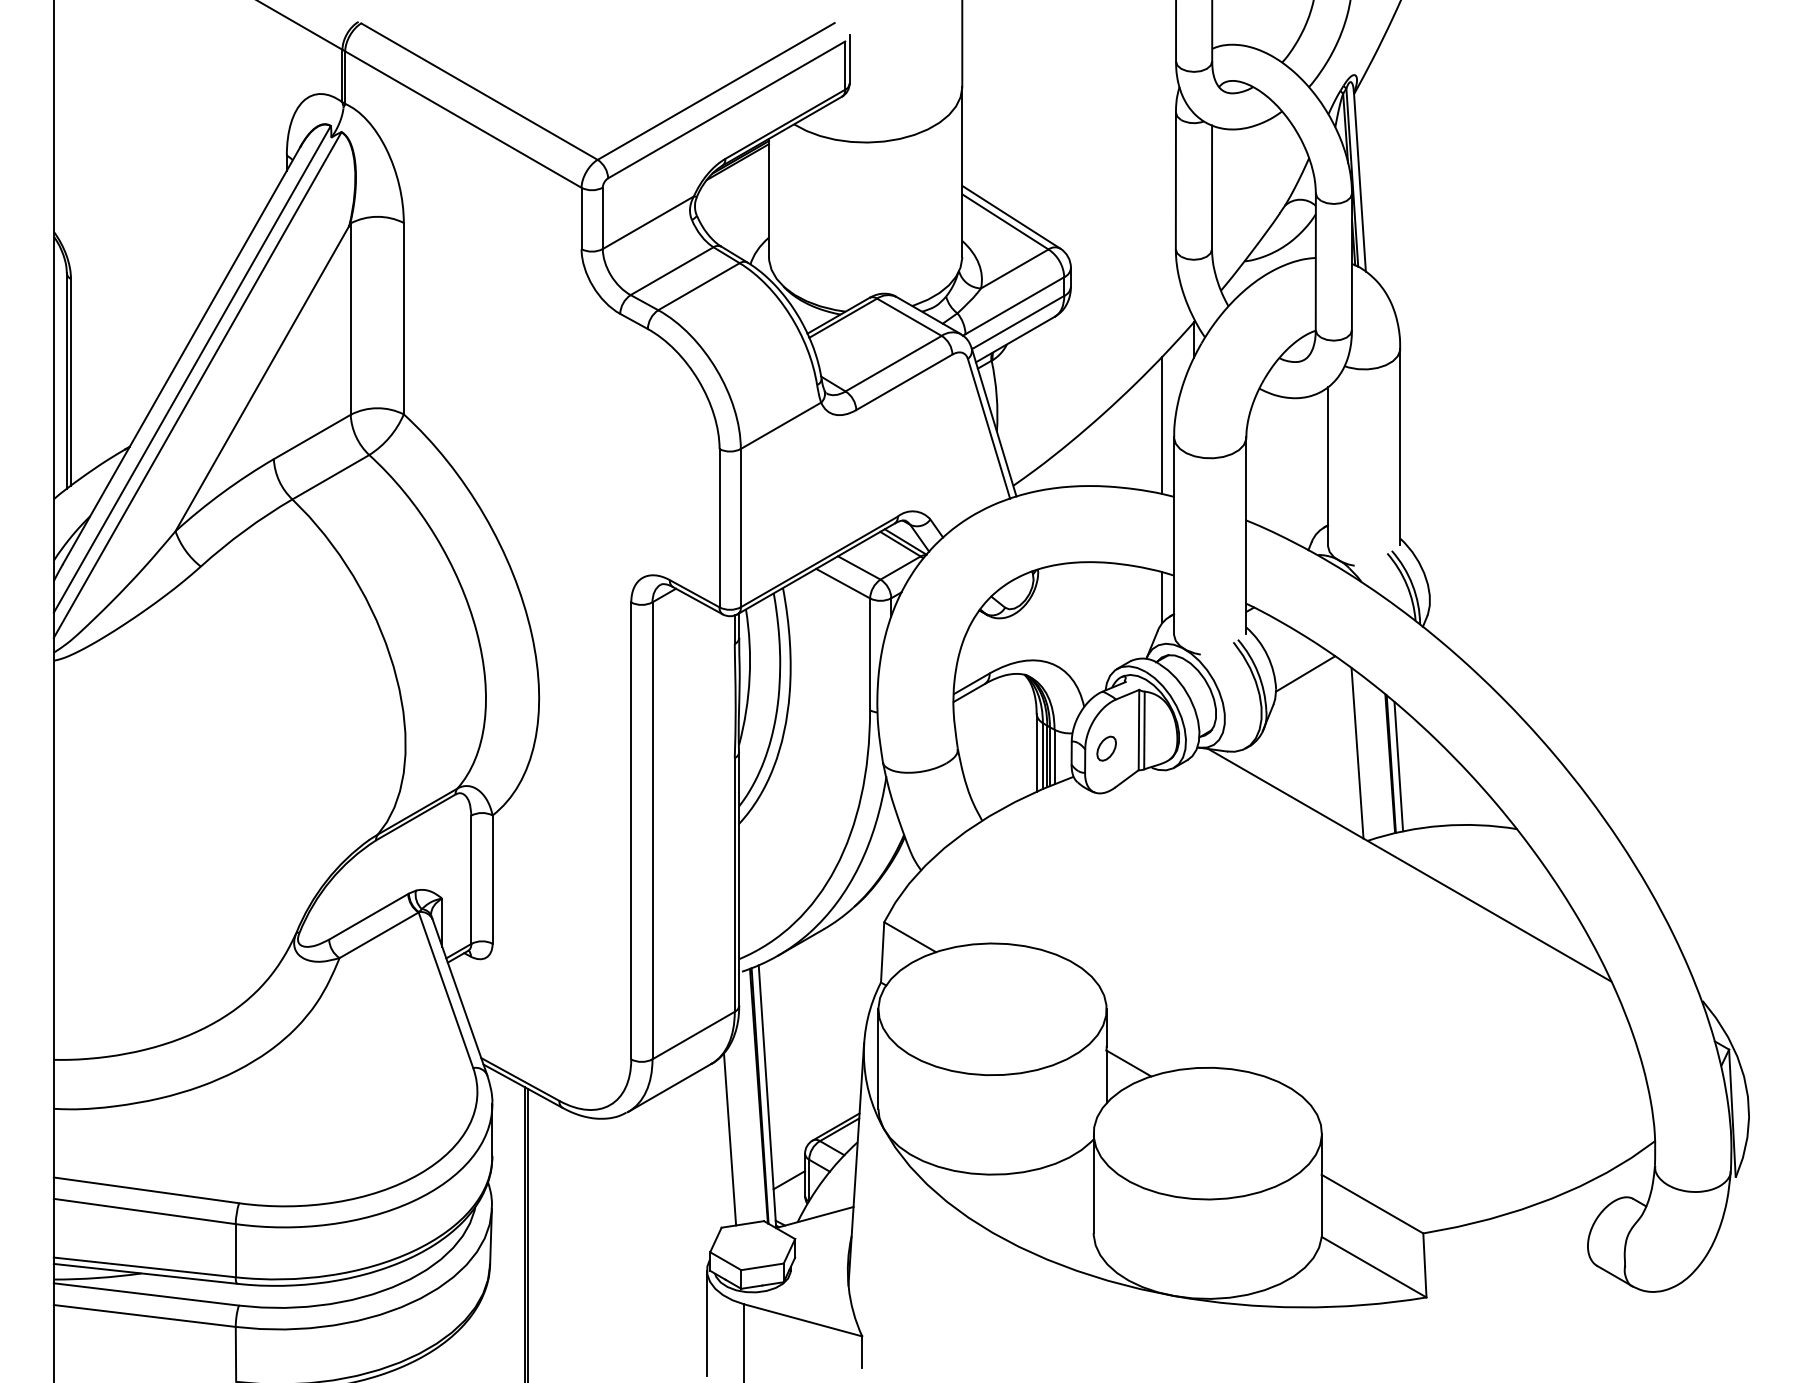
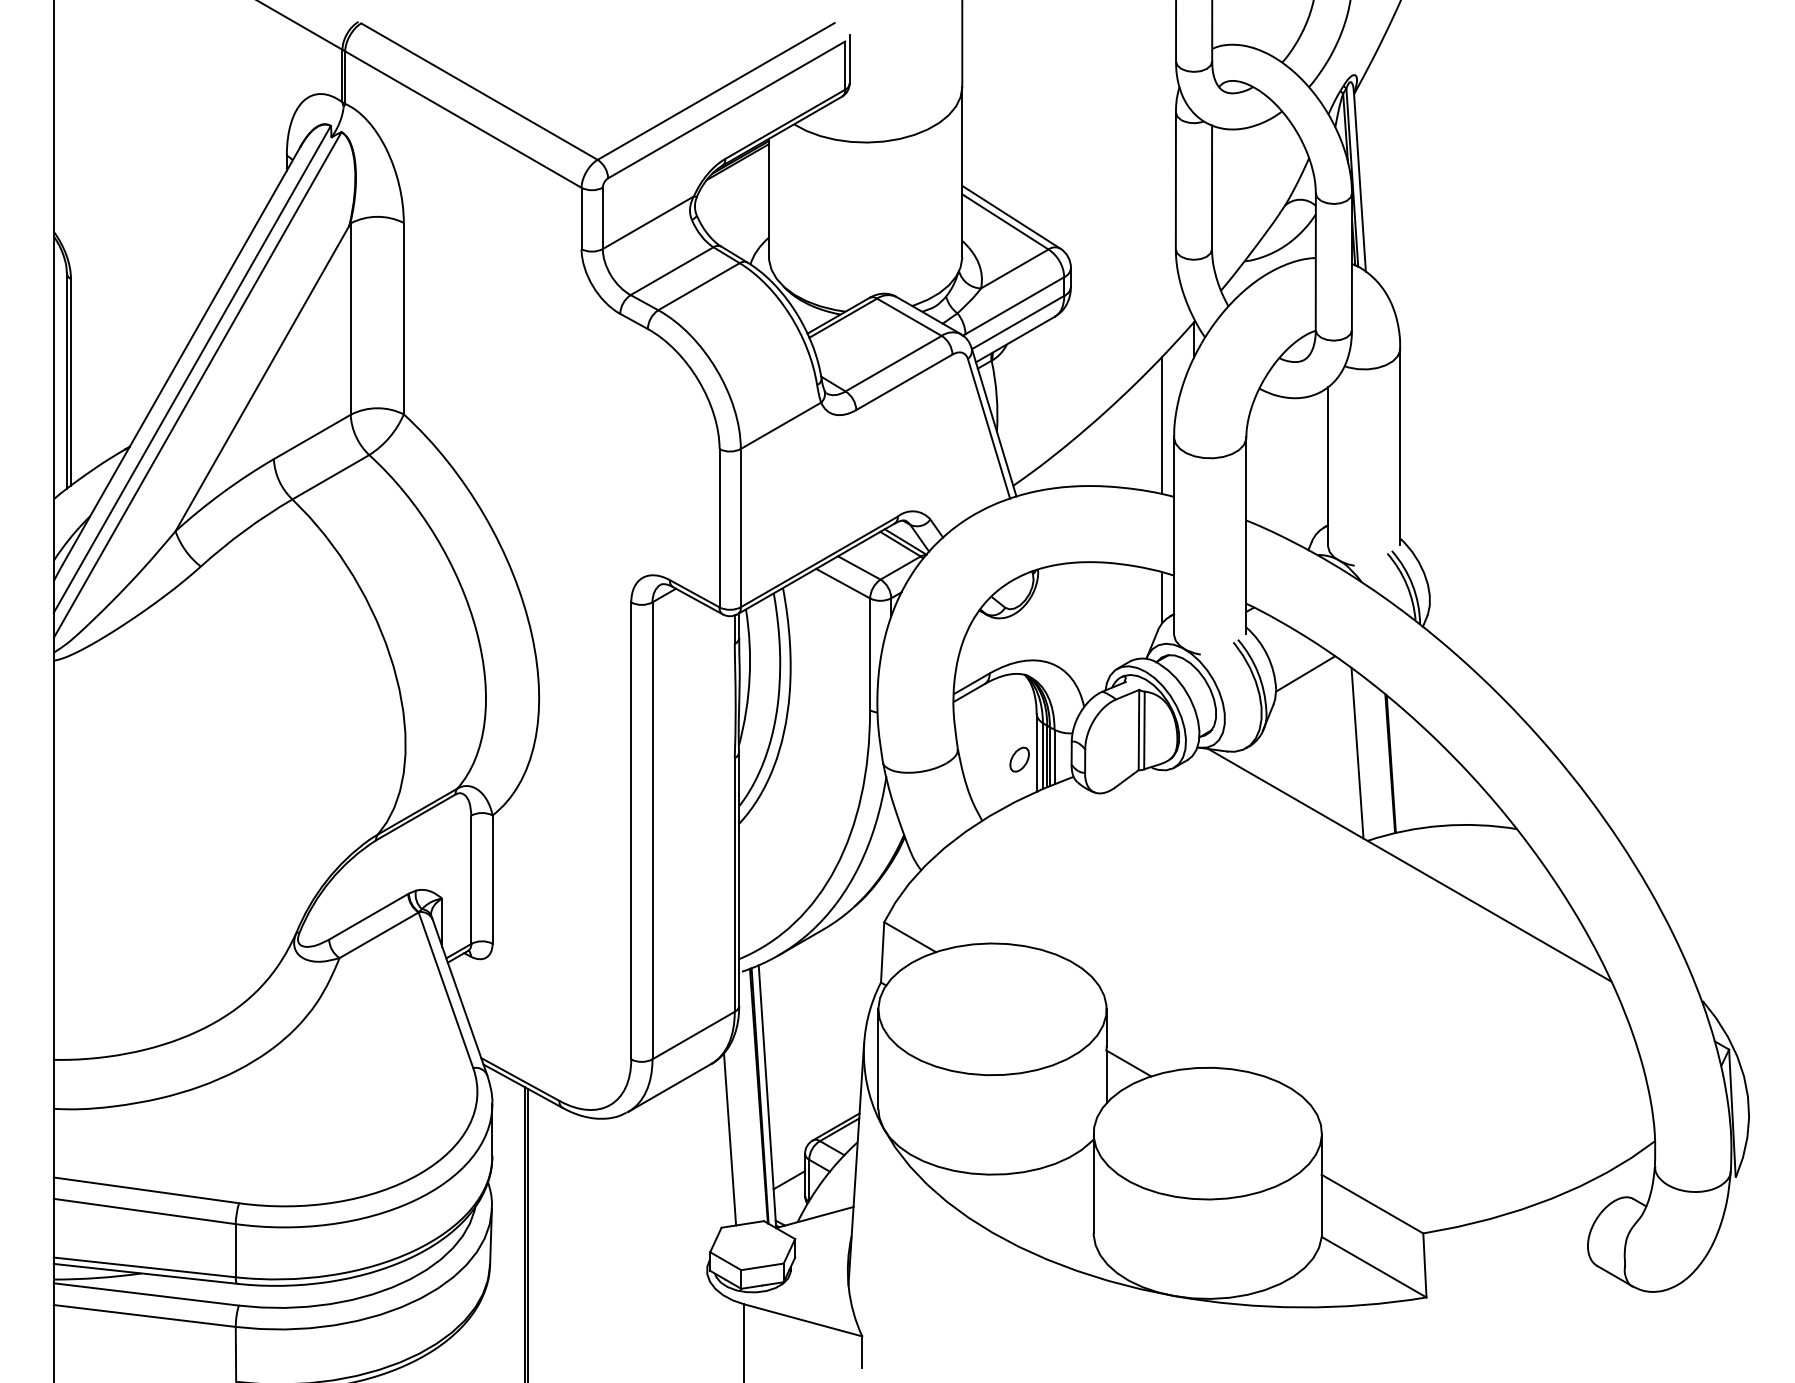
part position: (1106, 748) -> (1019, 759) (1019, 759)
line: present -> none (1398, 766)
line: present -> none (707, 1323)
